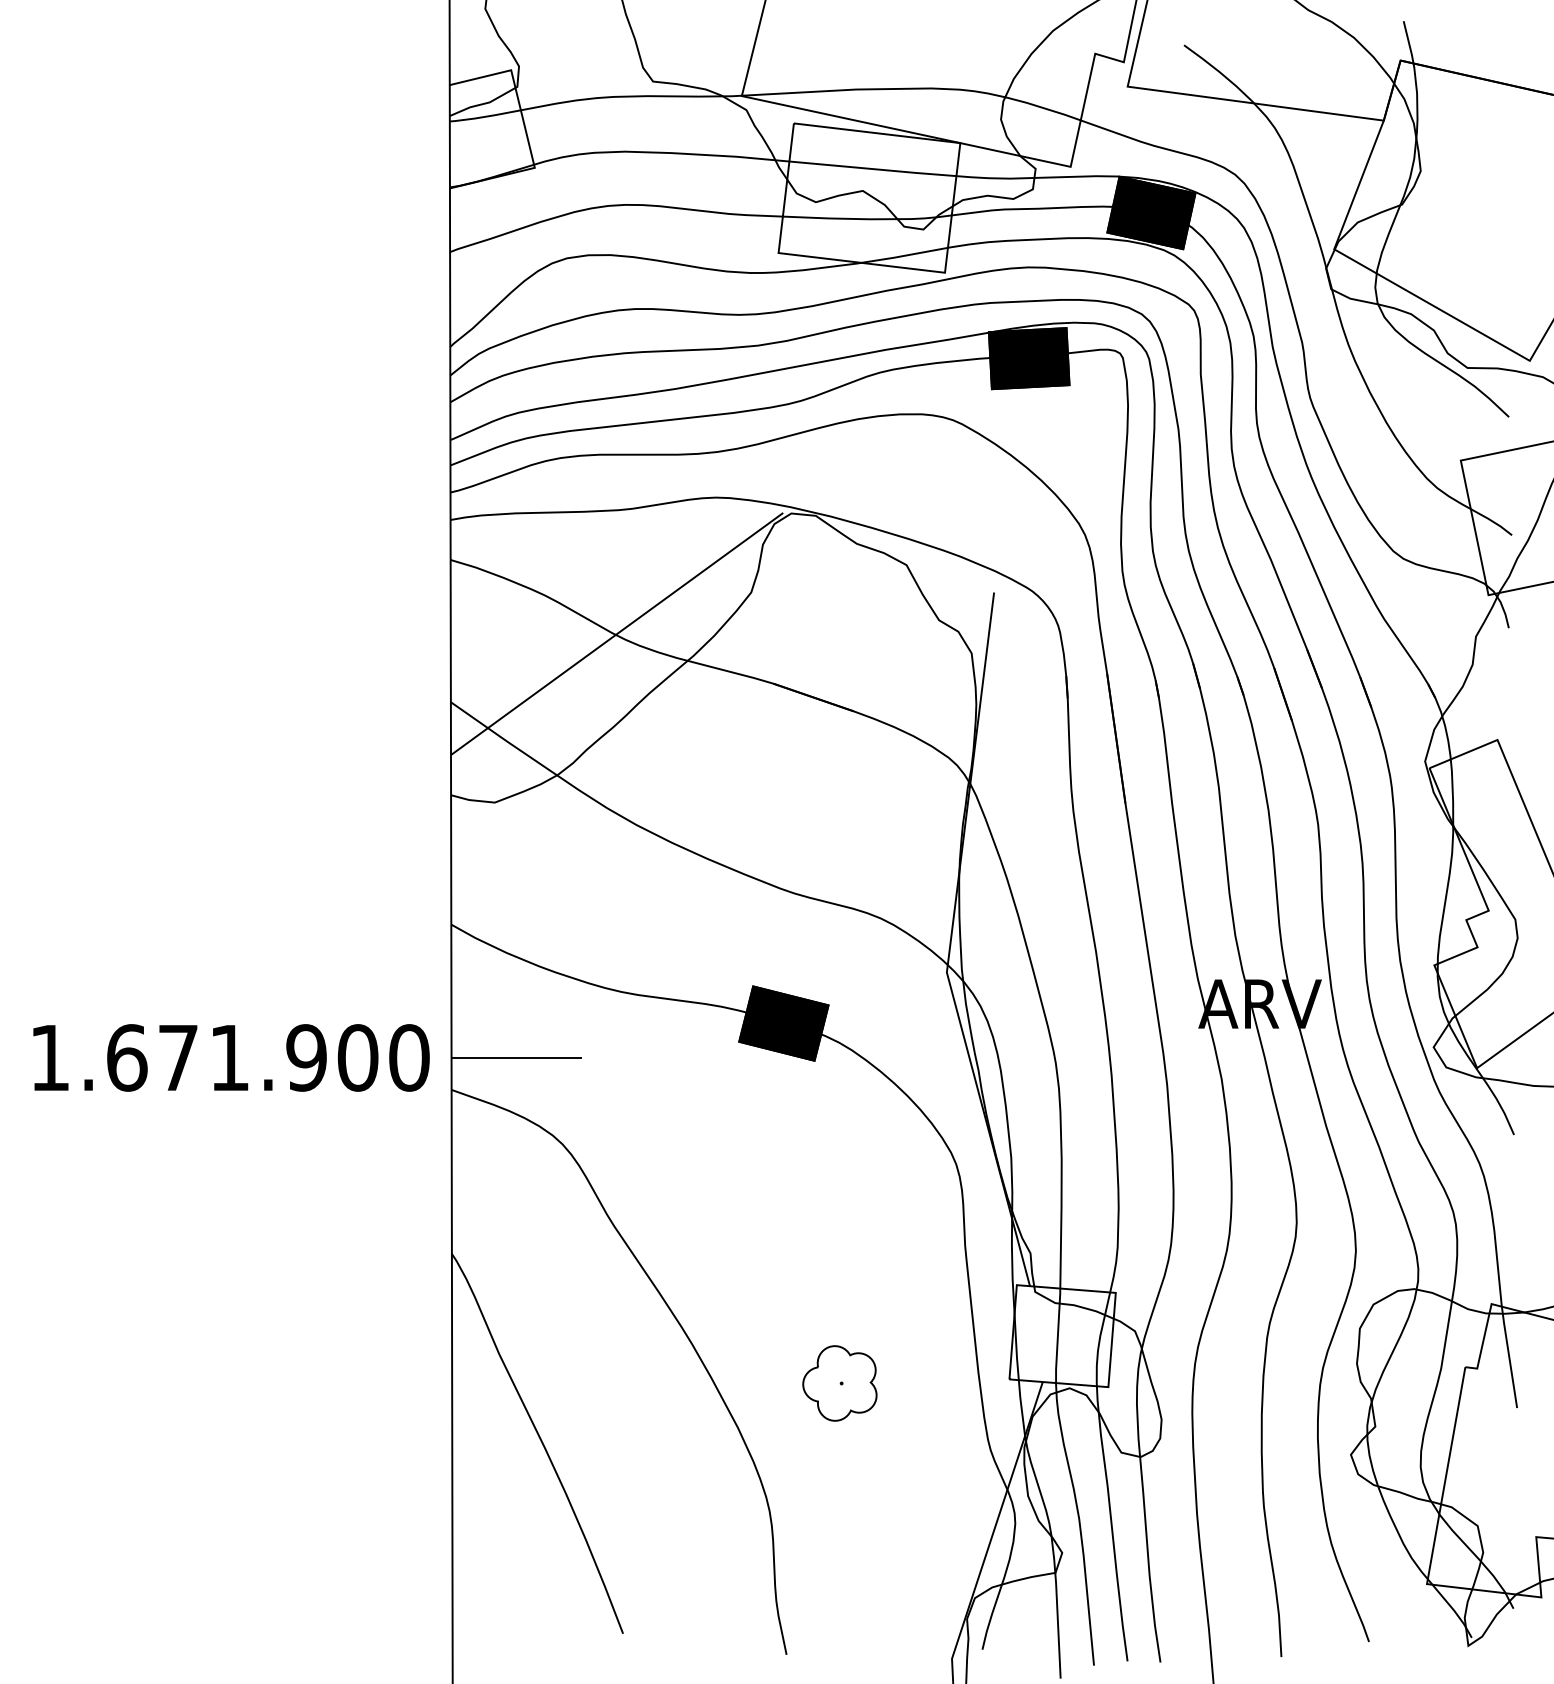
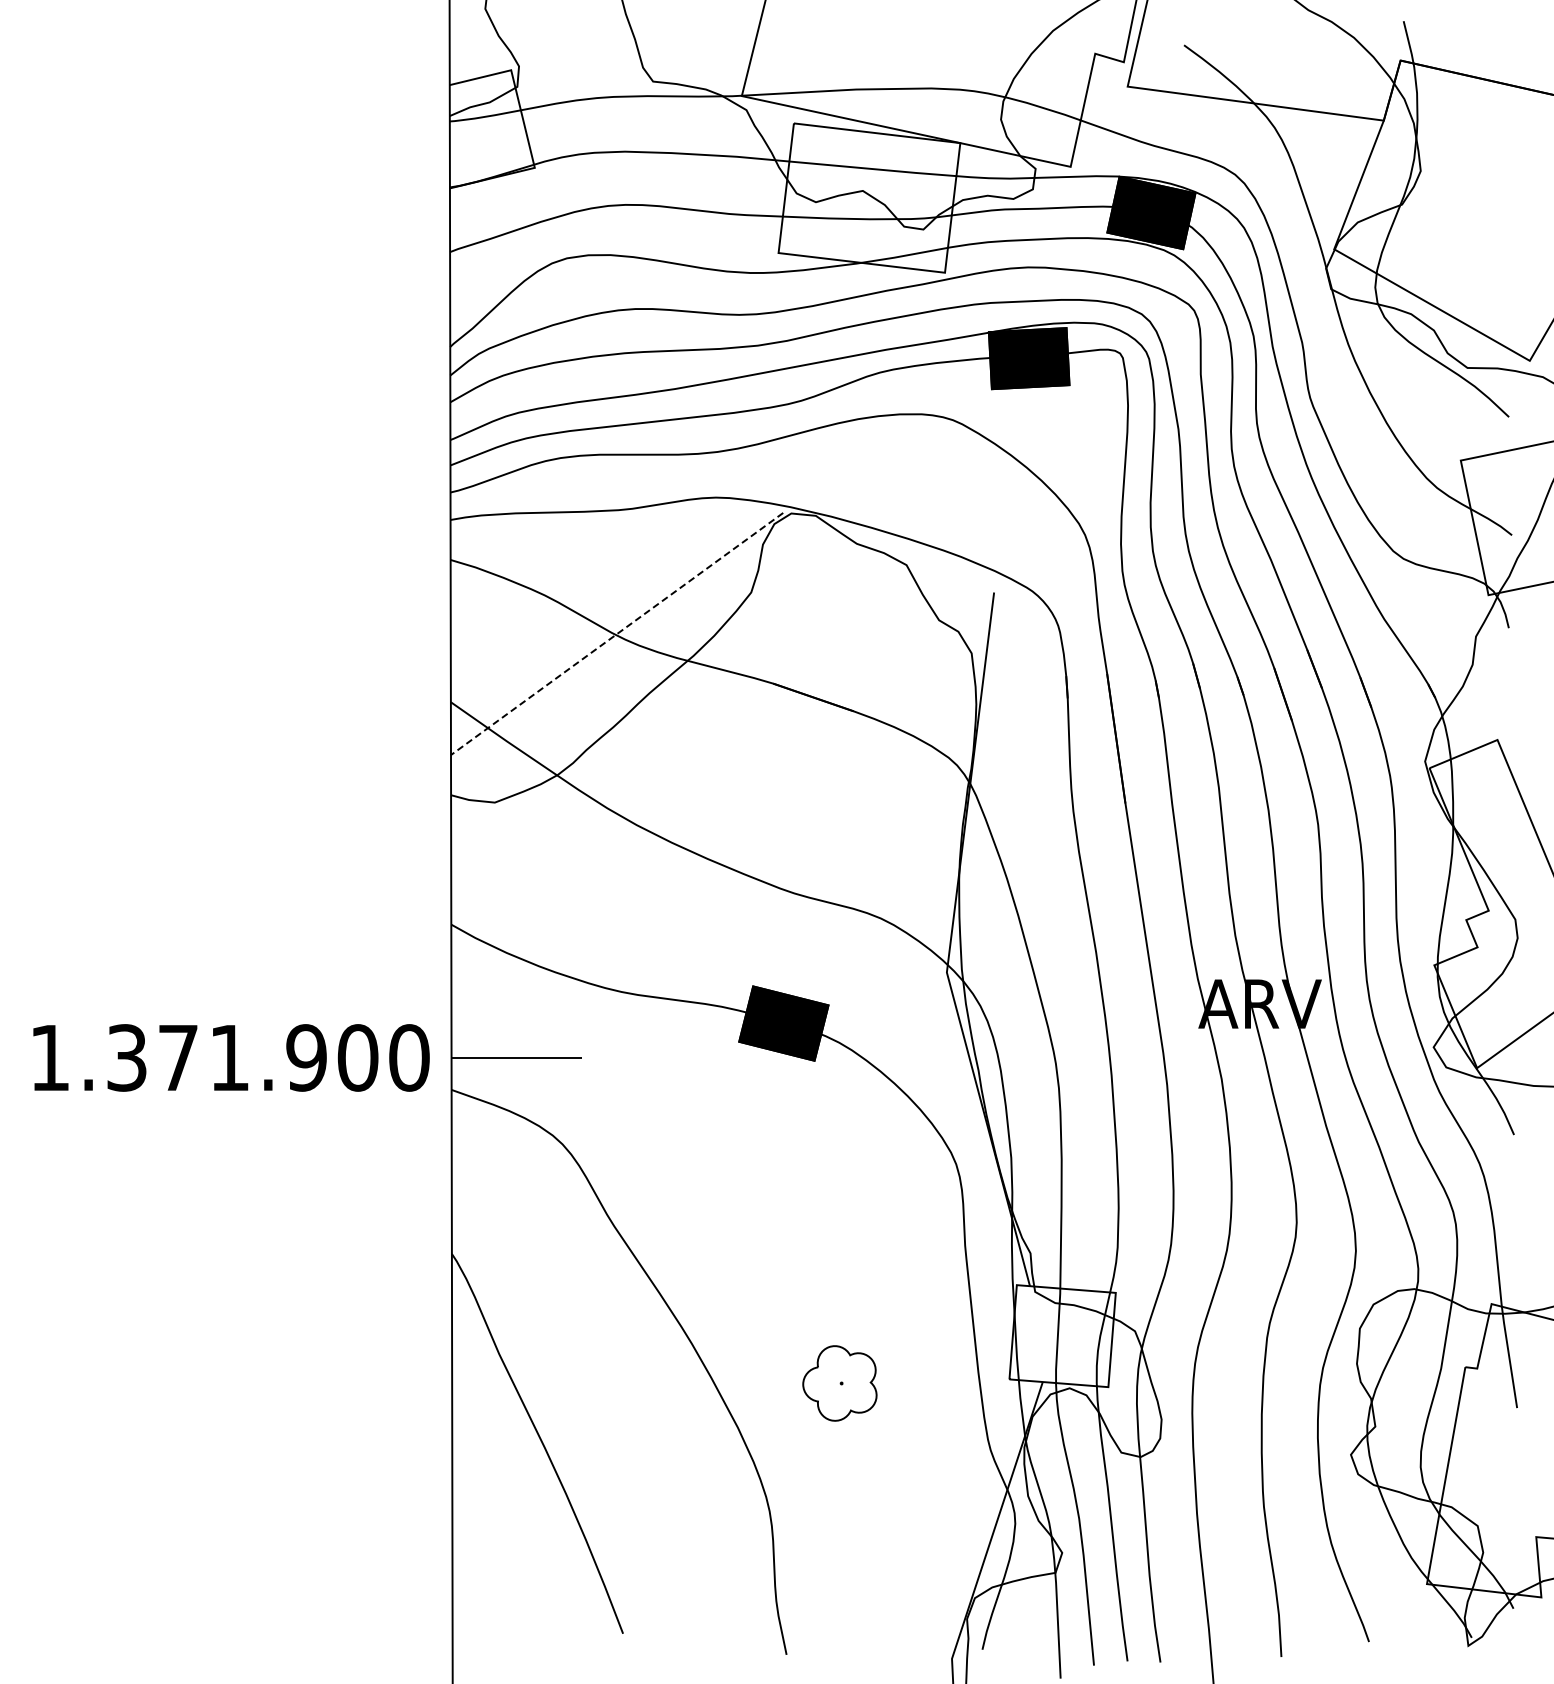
line: solid -> dashed (617, 634)
text: 1.671.900 -> 1.371.900 (127, 1057)
